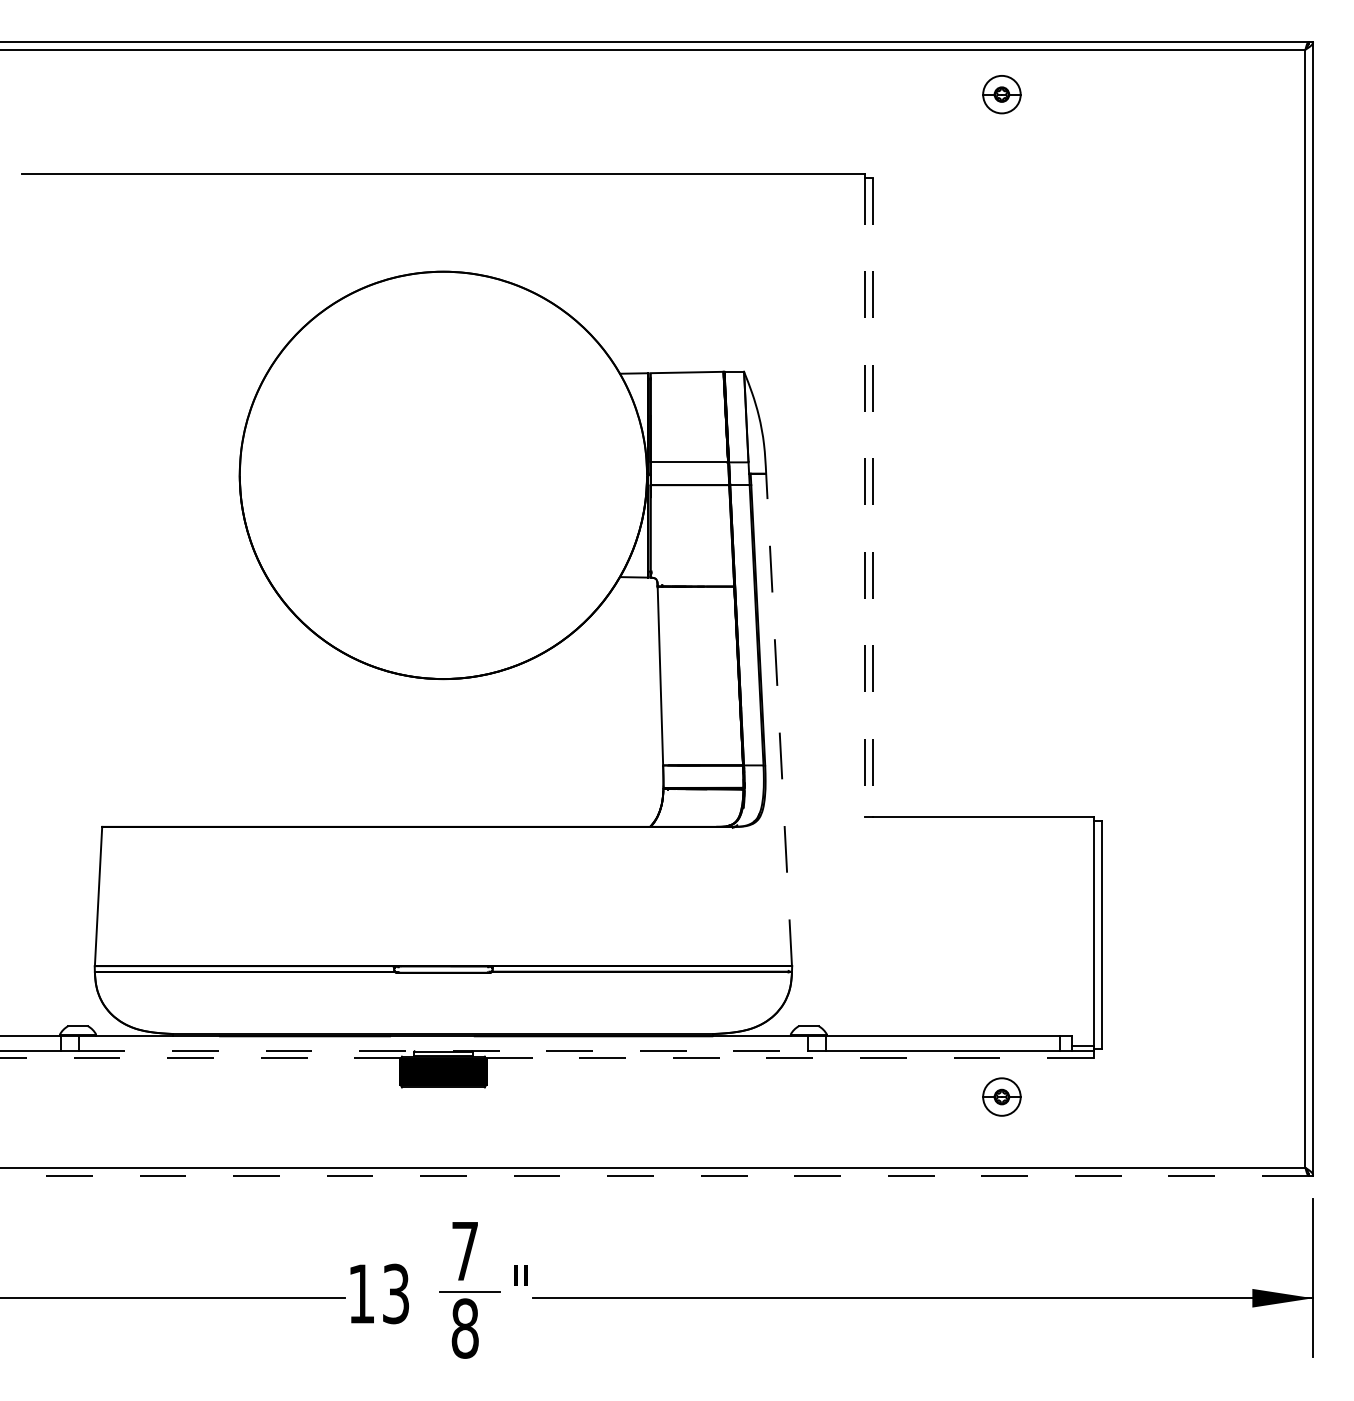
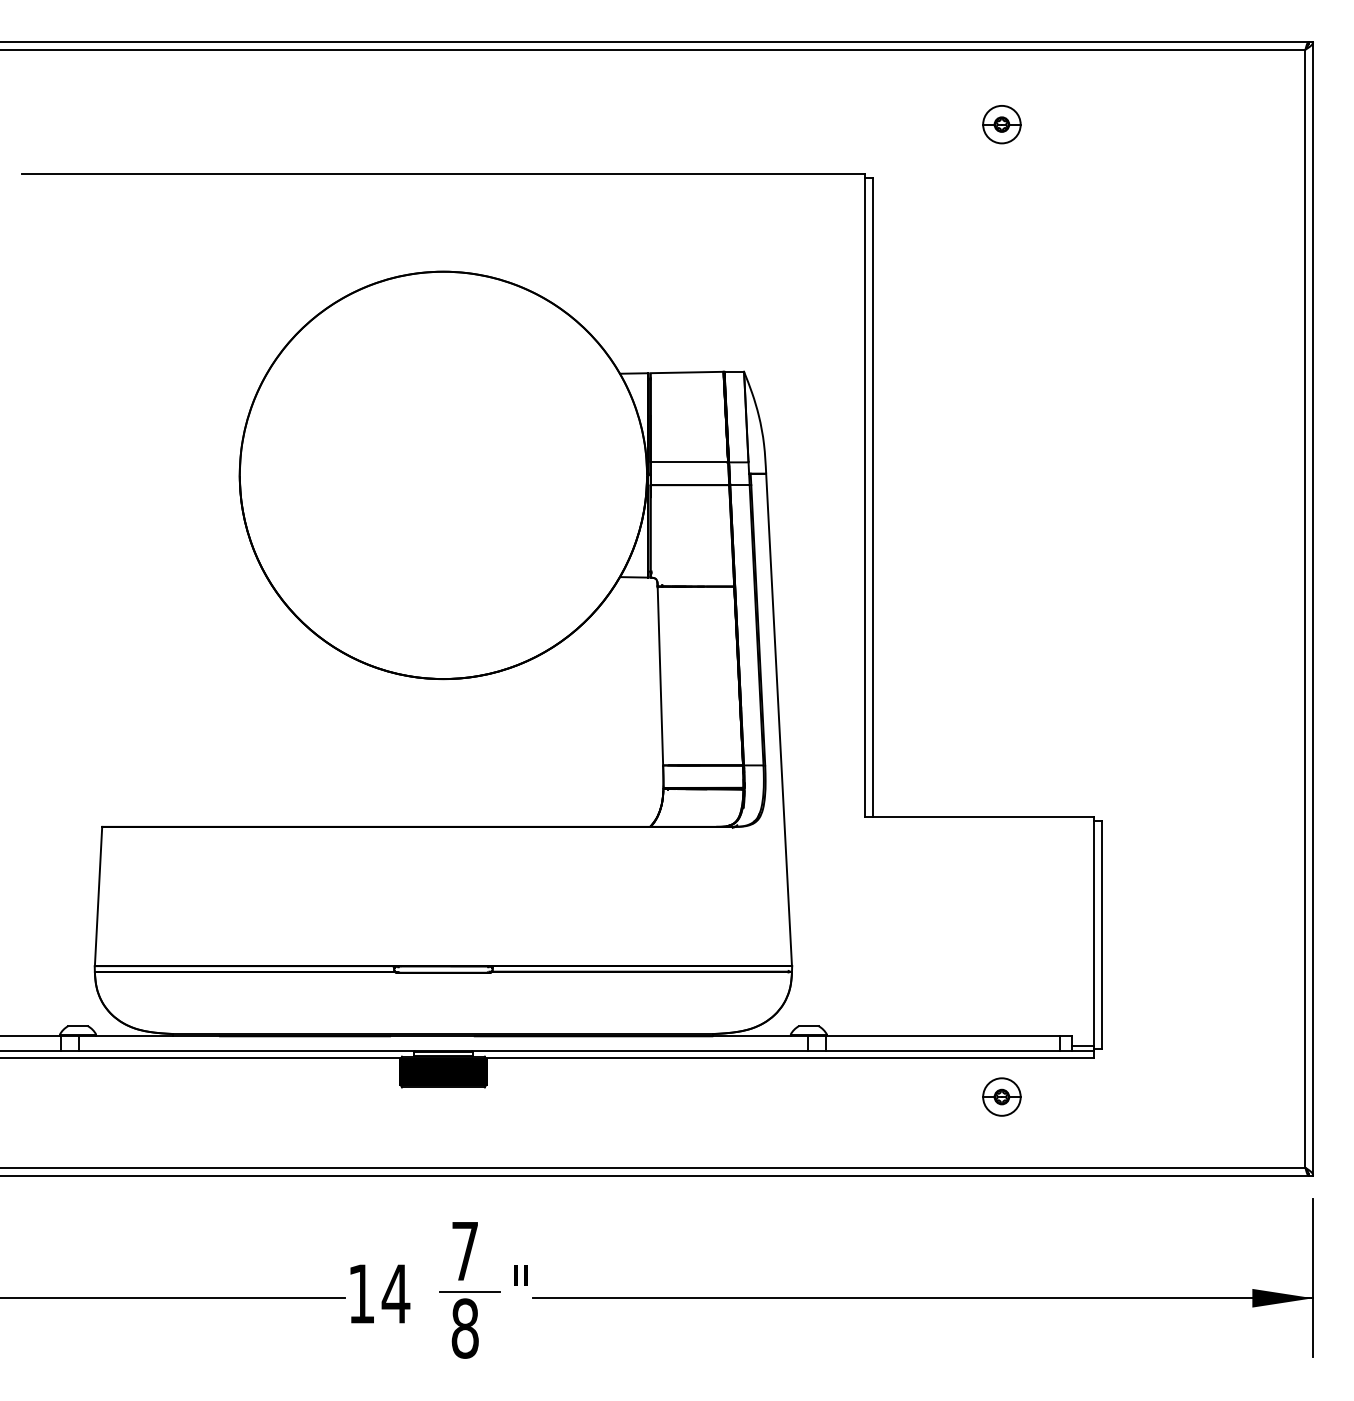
part position: (1001, 94) -> (1001, 124) (1001, 124)
line: dashed -> solid (865, 497)
line: dashed -> solid (872, 497)
line: dashed -> solid (779, 719)
line: dashed -> solid (443, 1050)
line: dashed -> solid (201, 1058)
line: dashed -> solid (789, 1058)
line: dashed -> solid (654, 1175)
text: 13 -> 14 (395, 1293)
